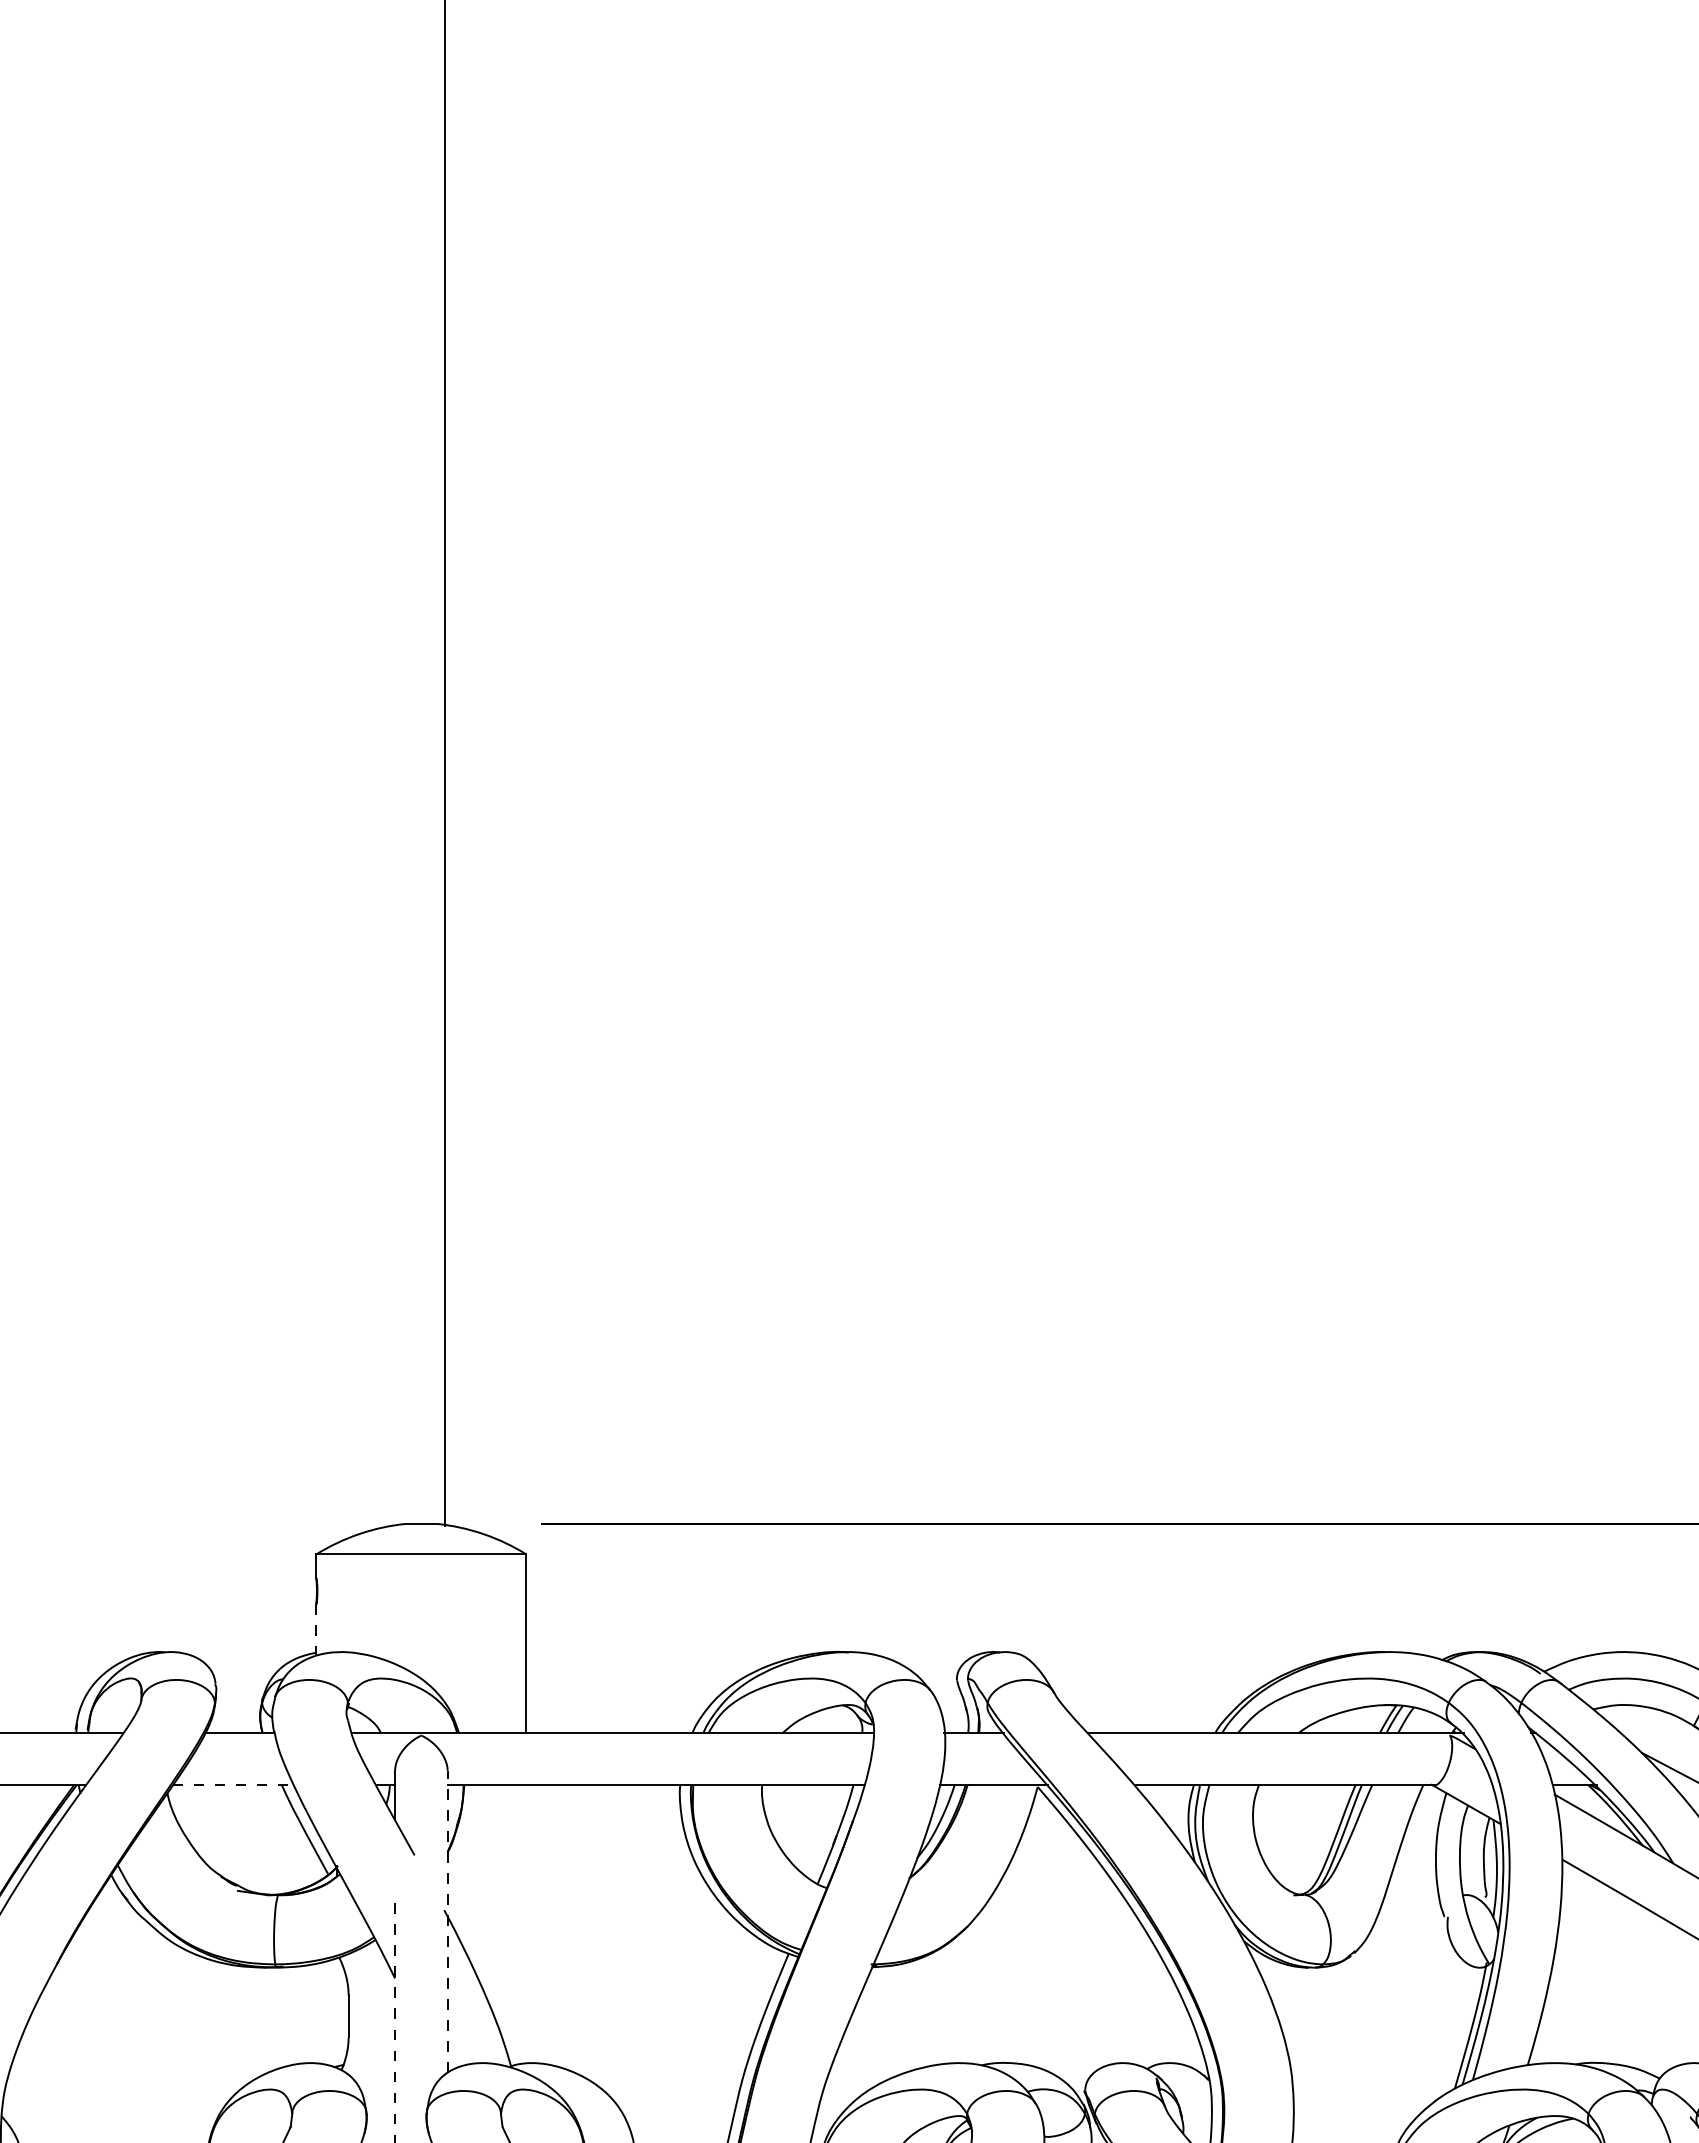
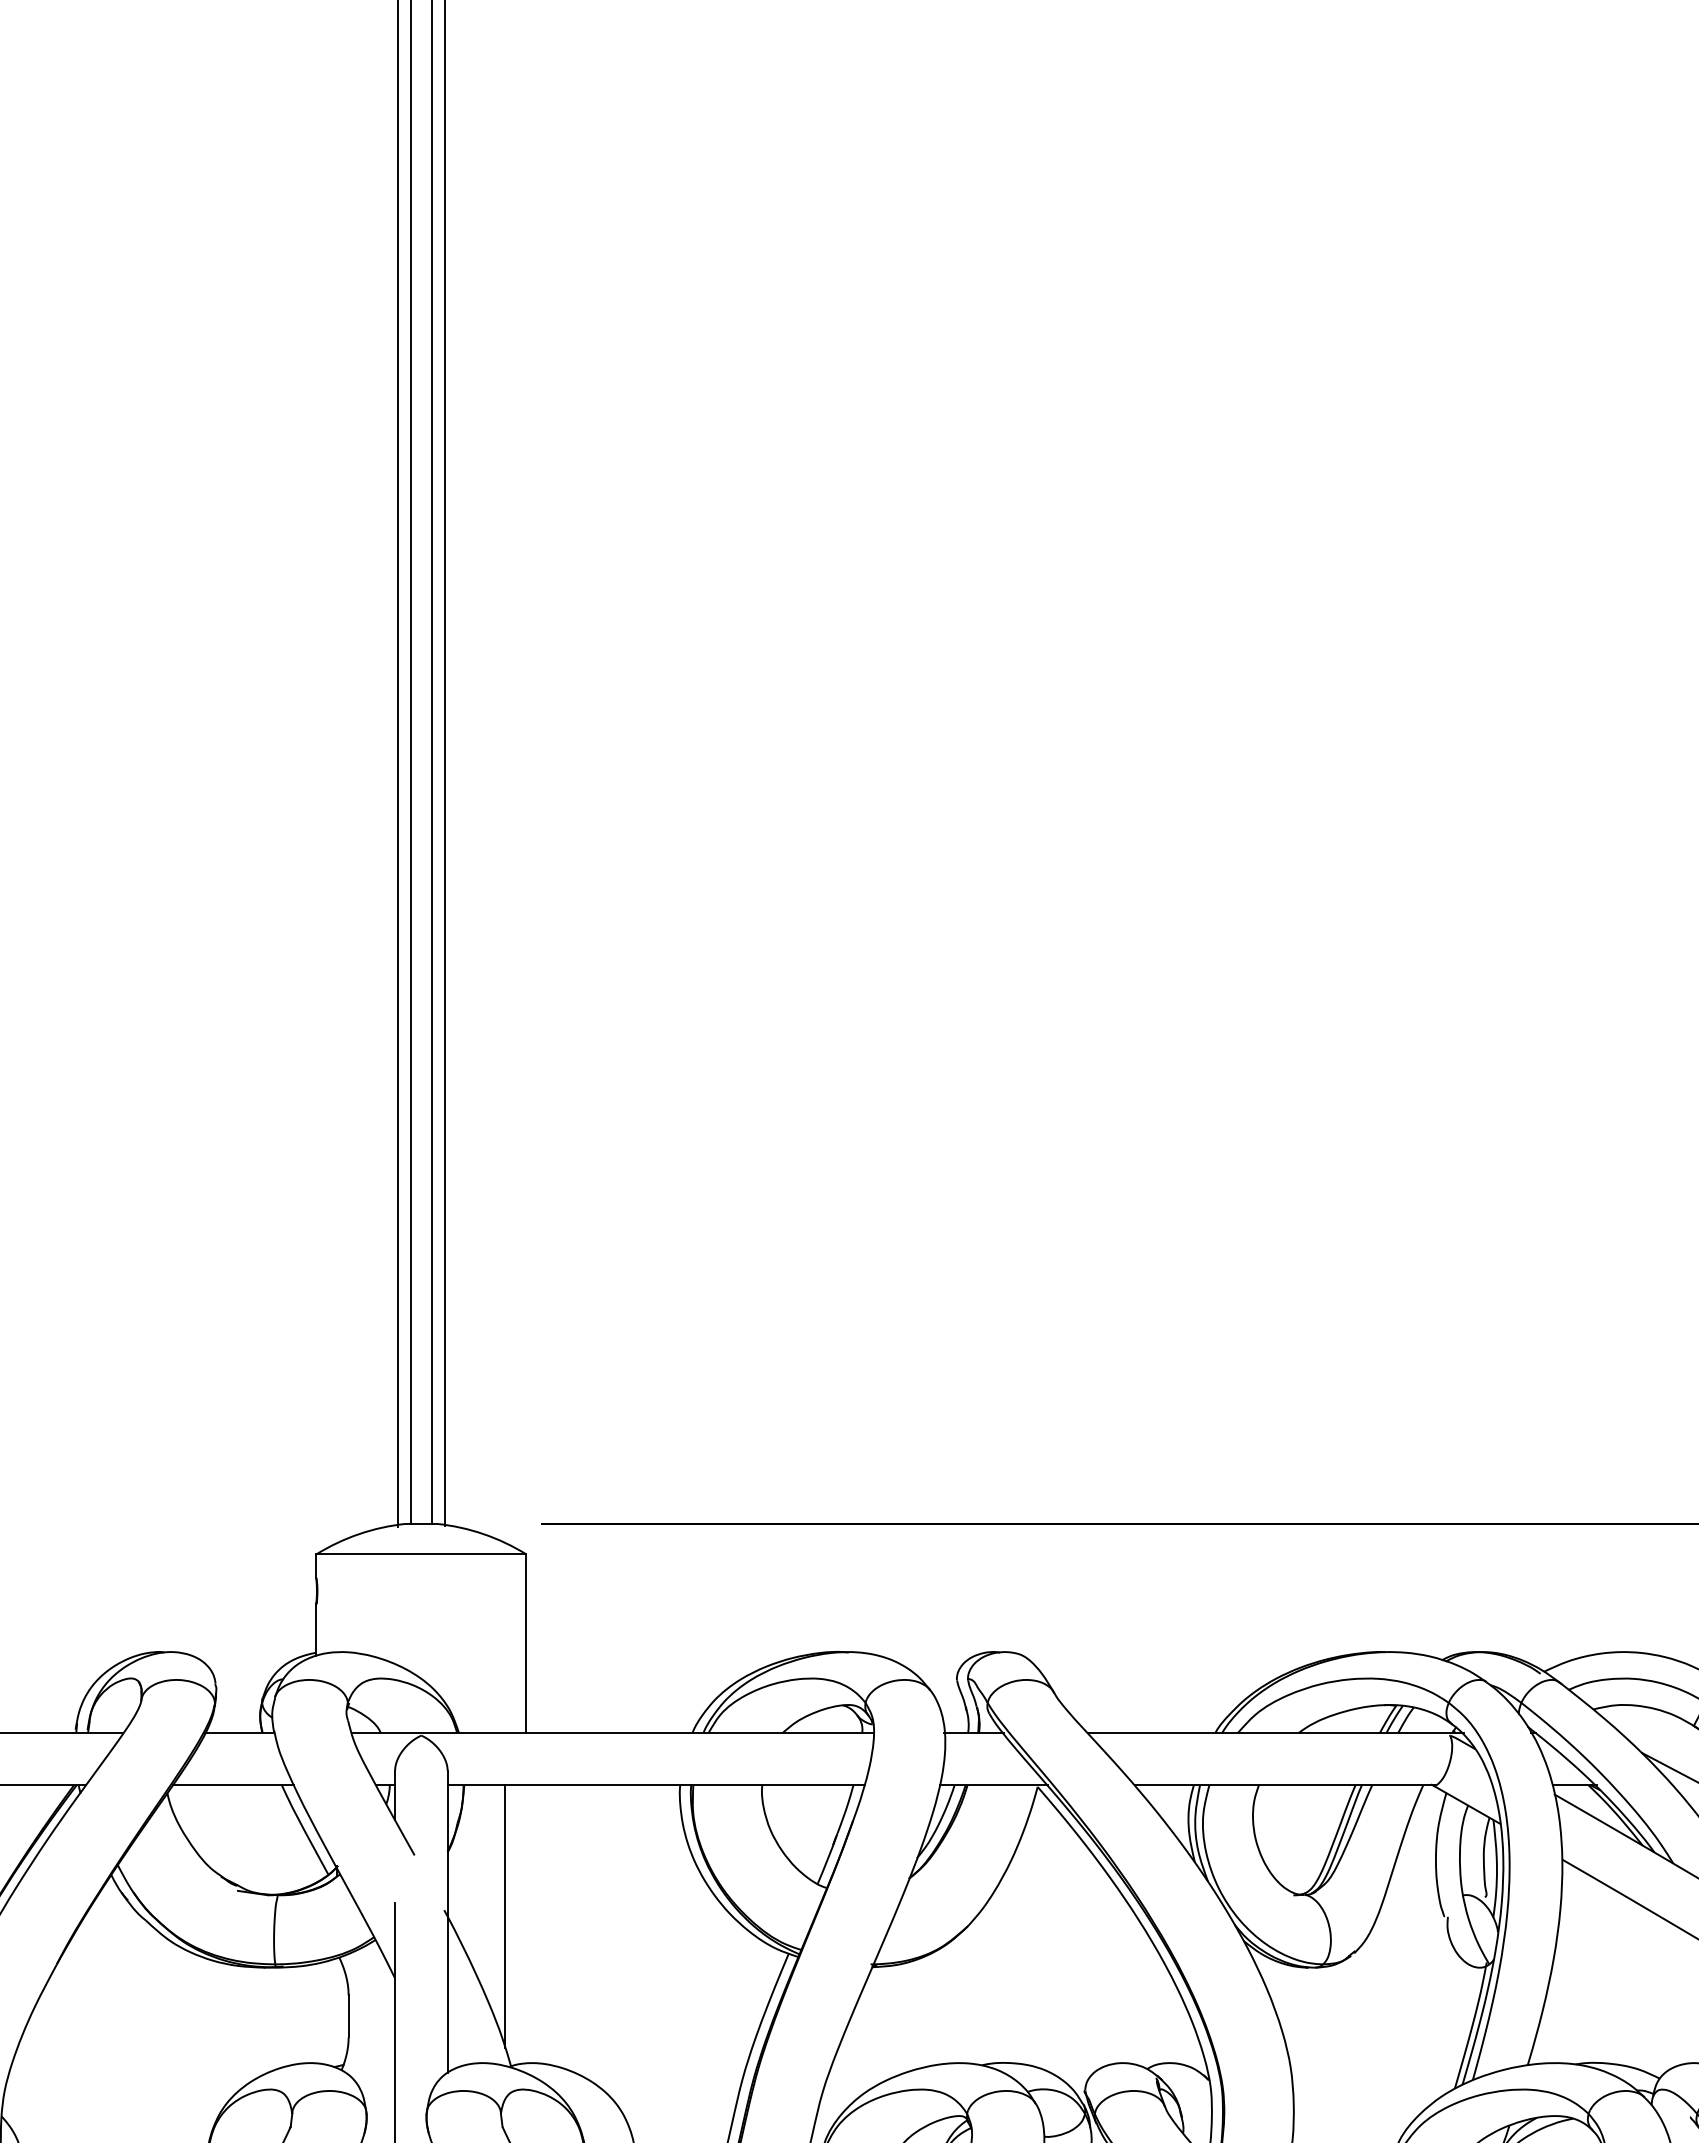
line: none -> present (410, 762)
line: none -> present (431, 762)
line: none -> present (397, 764)
line: dashed -> solid (316, 1629)
line: dashed -> solid (233, 1785)
line: none -> present (505, 1916)
line: dashed -> solid (447, 1921)
line: dashed -> solid (395, 2023)
